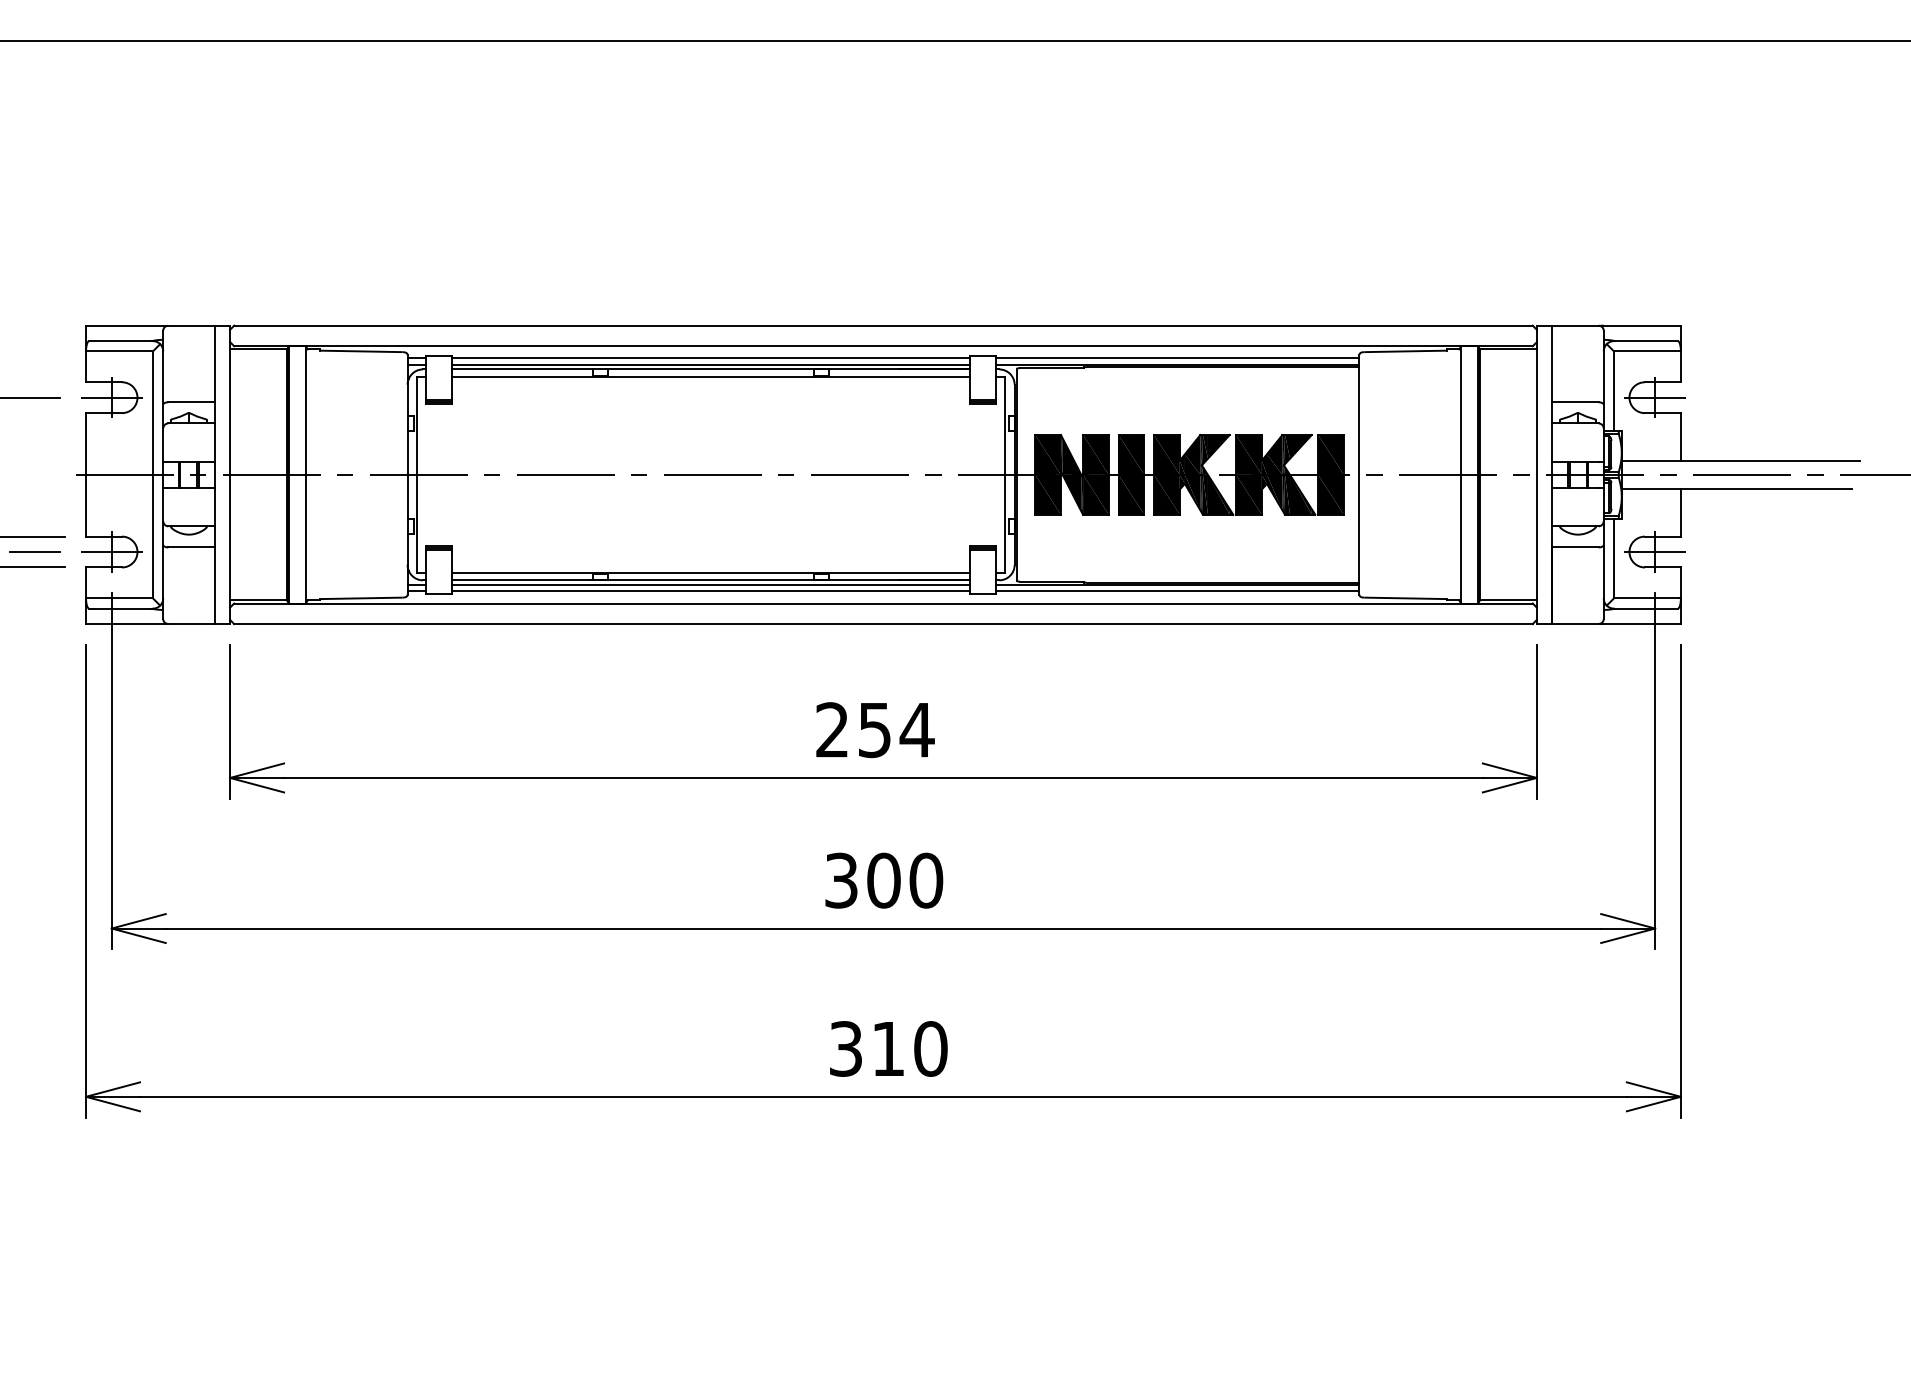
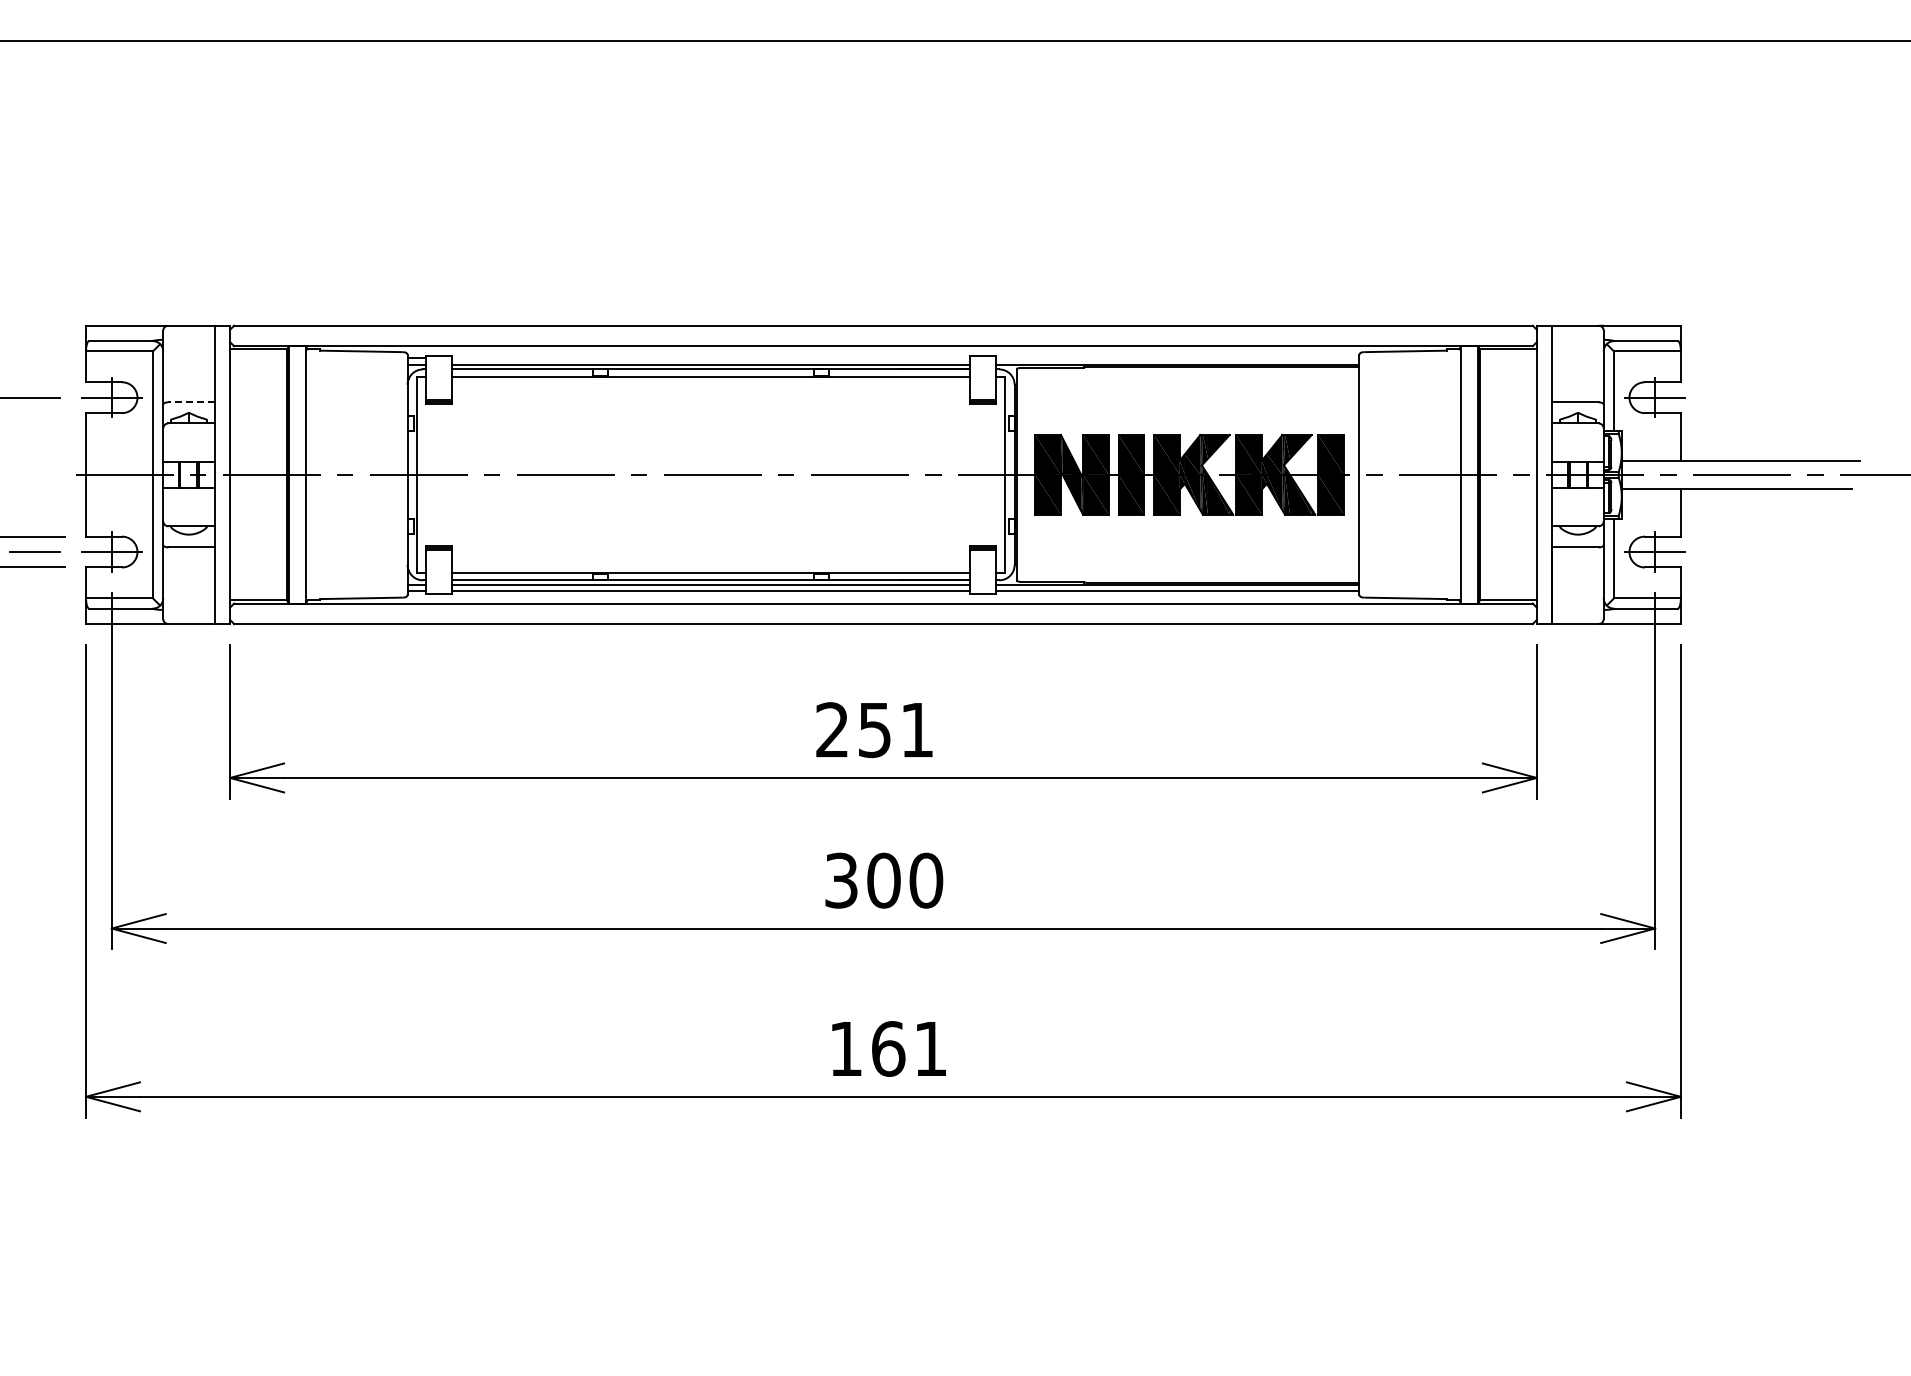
line: present -> none (710, 358)
line: present -> none (1177, 358)
line: solid -> dashed (191, 402)
text: 254 -> 251 (916, 730)
text: 310 -> 161 (888, 1048)
